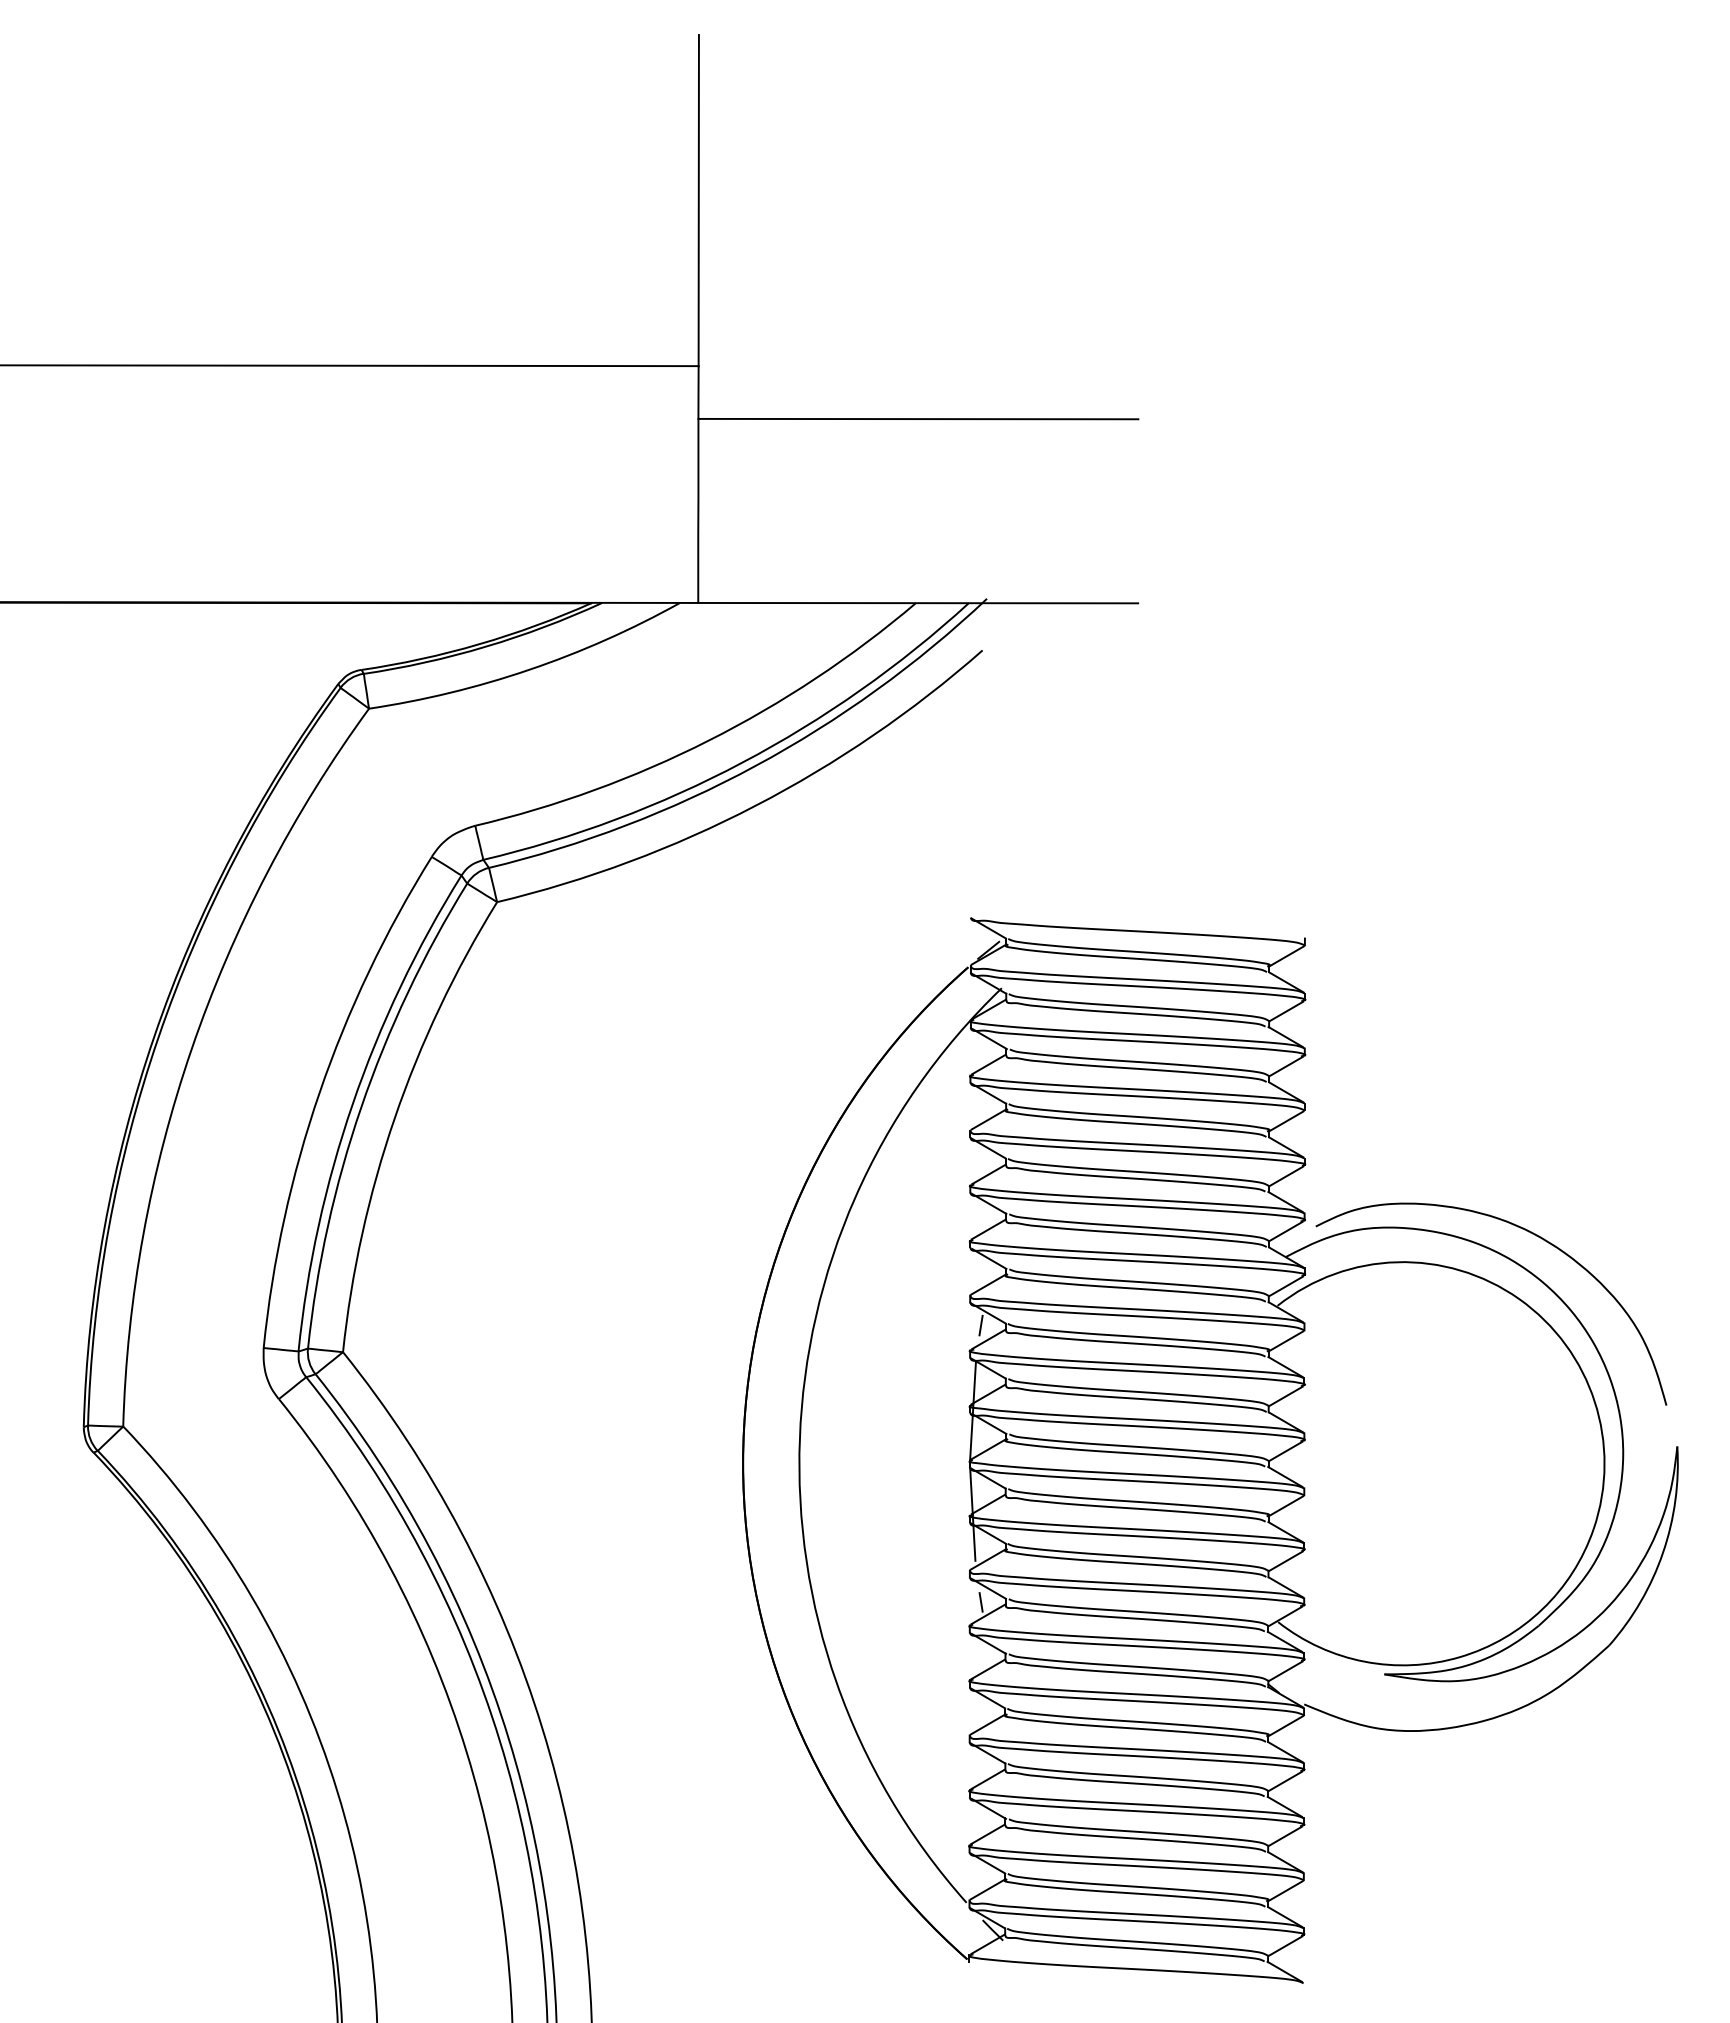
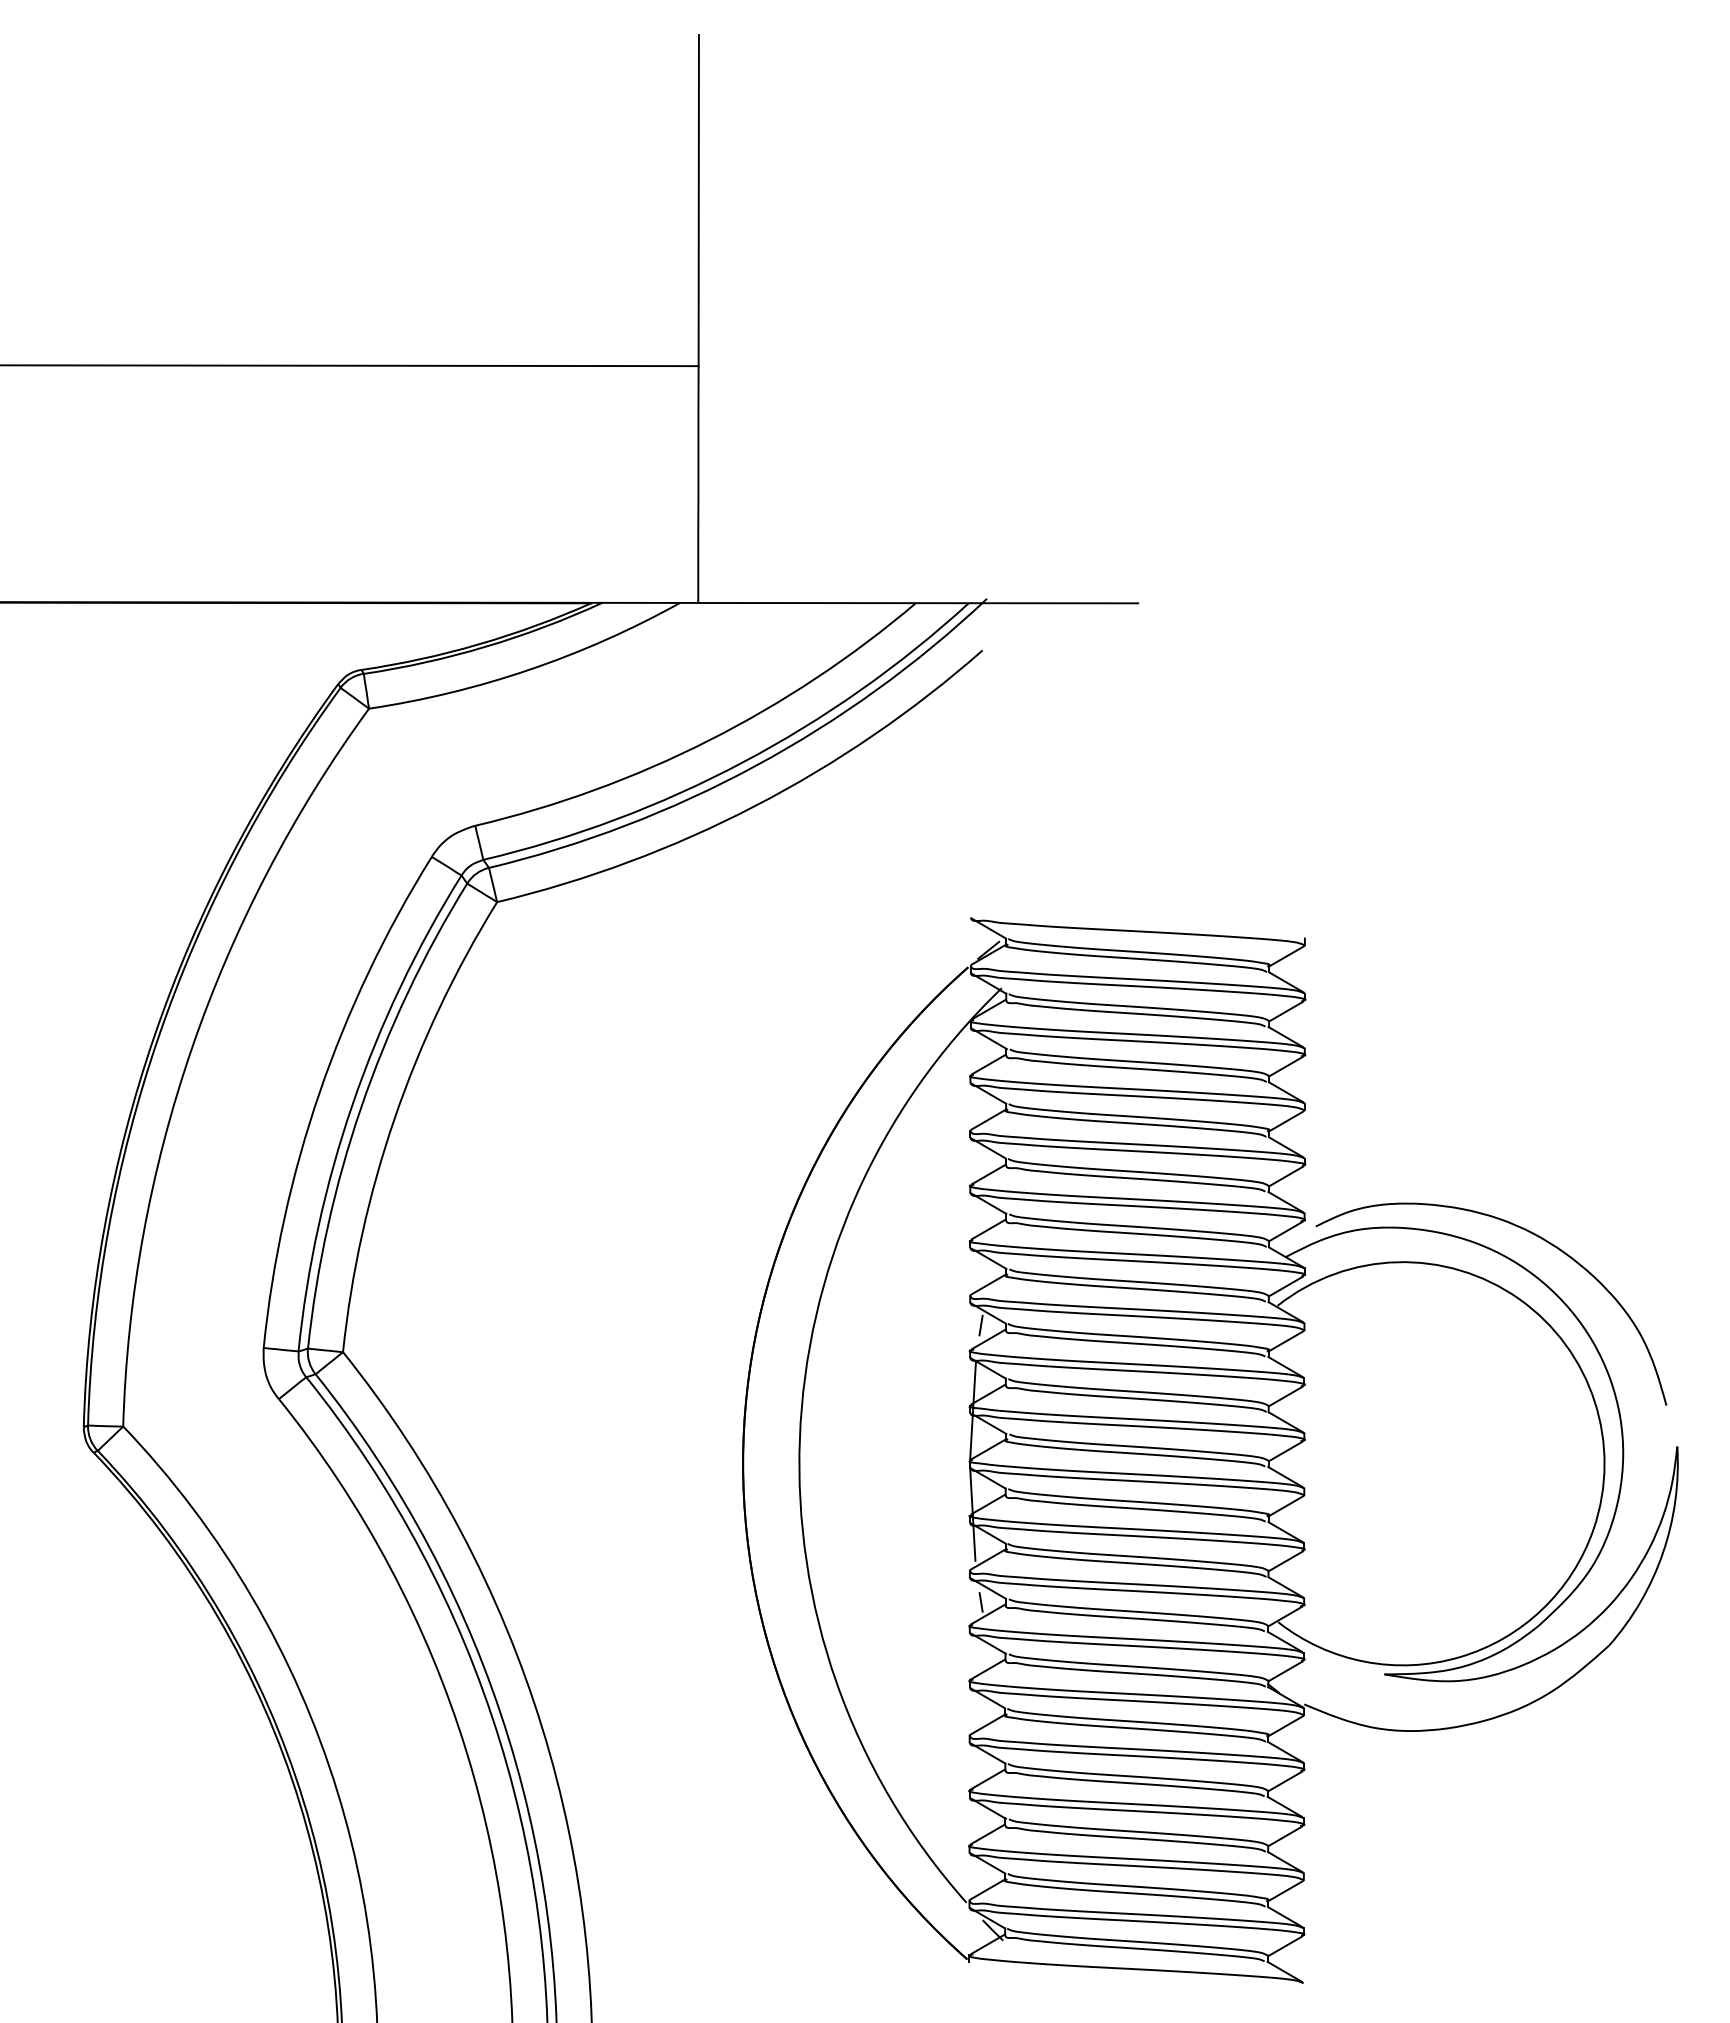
line: present -> none (918, 418)
